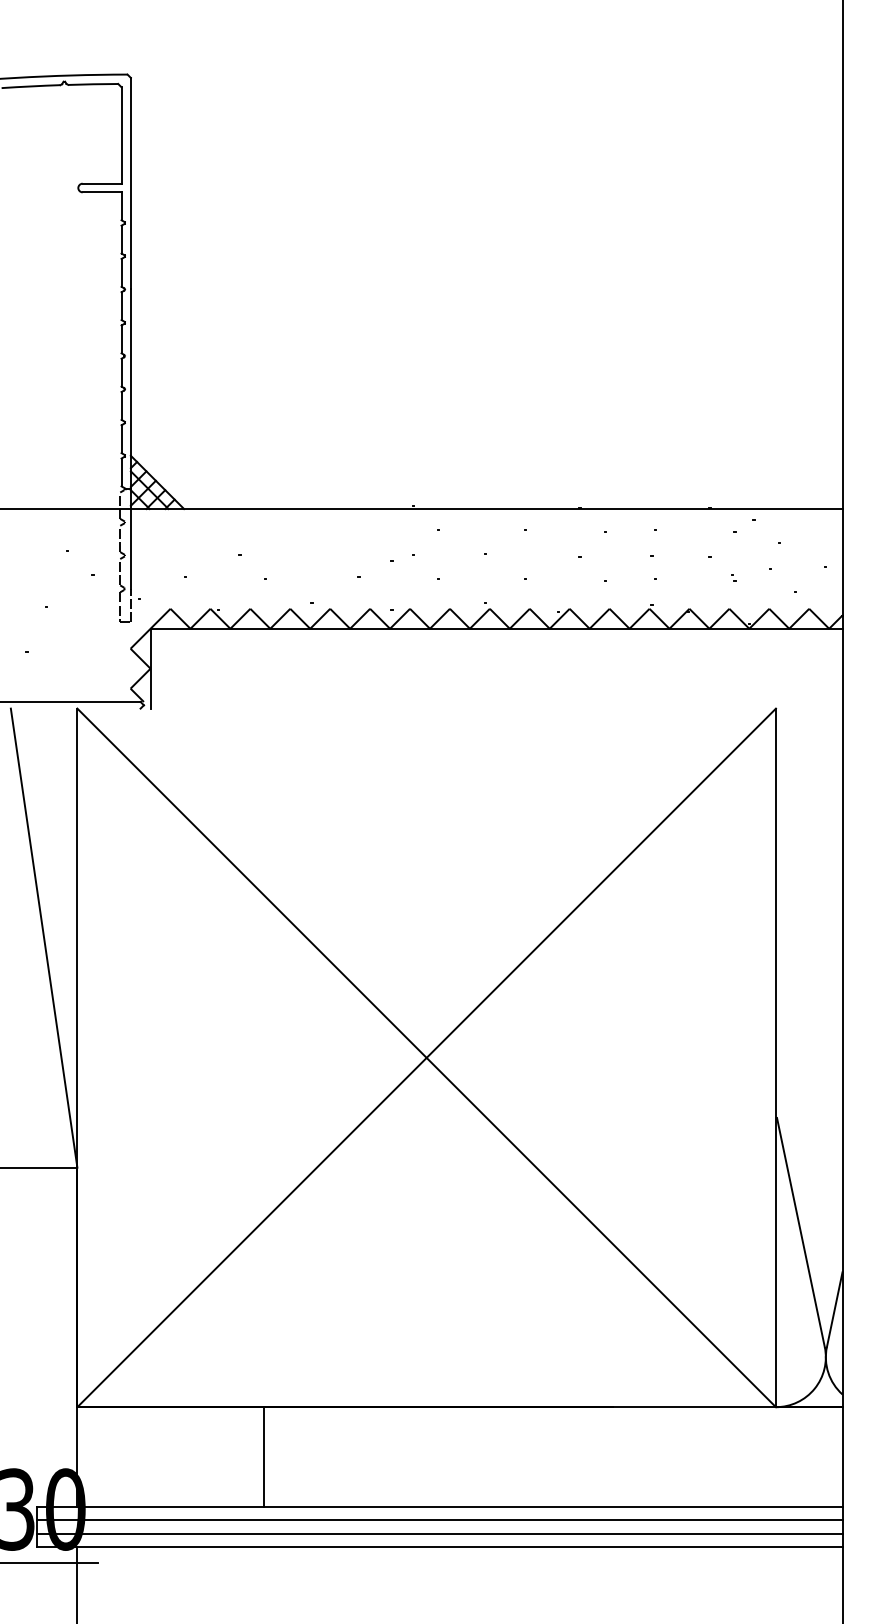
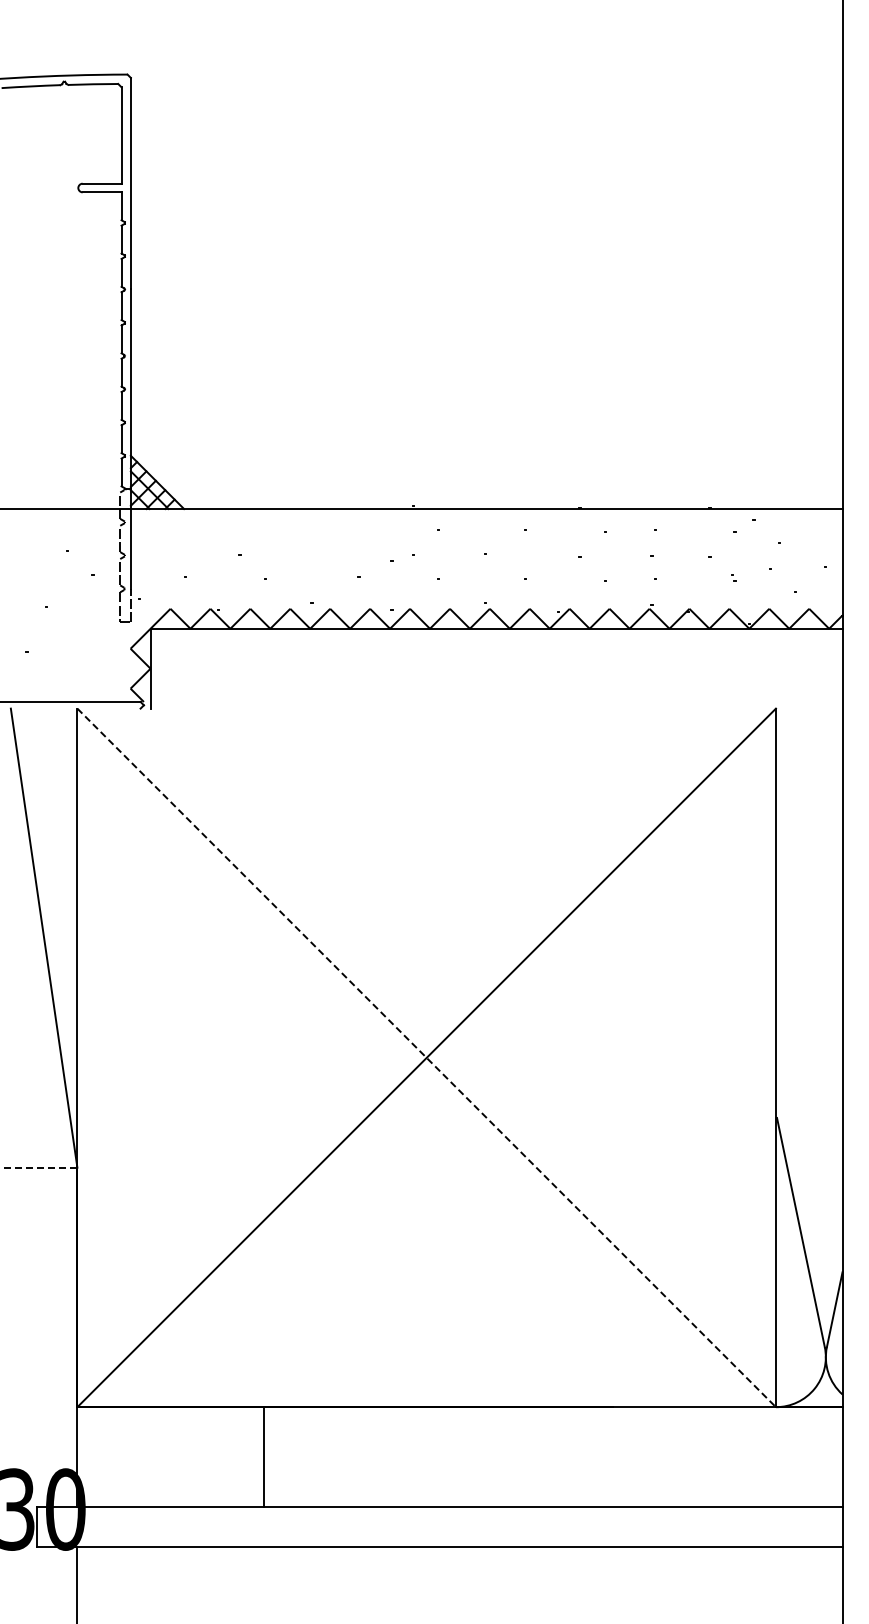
line: solid -> dashed (426, 1057)
line: solid -> dashed (38, 1167)
line: present -> none (439, 1520)
line: present -> none (439, 1533)
line: present -> none (49, 1562)
